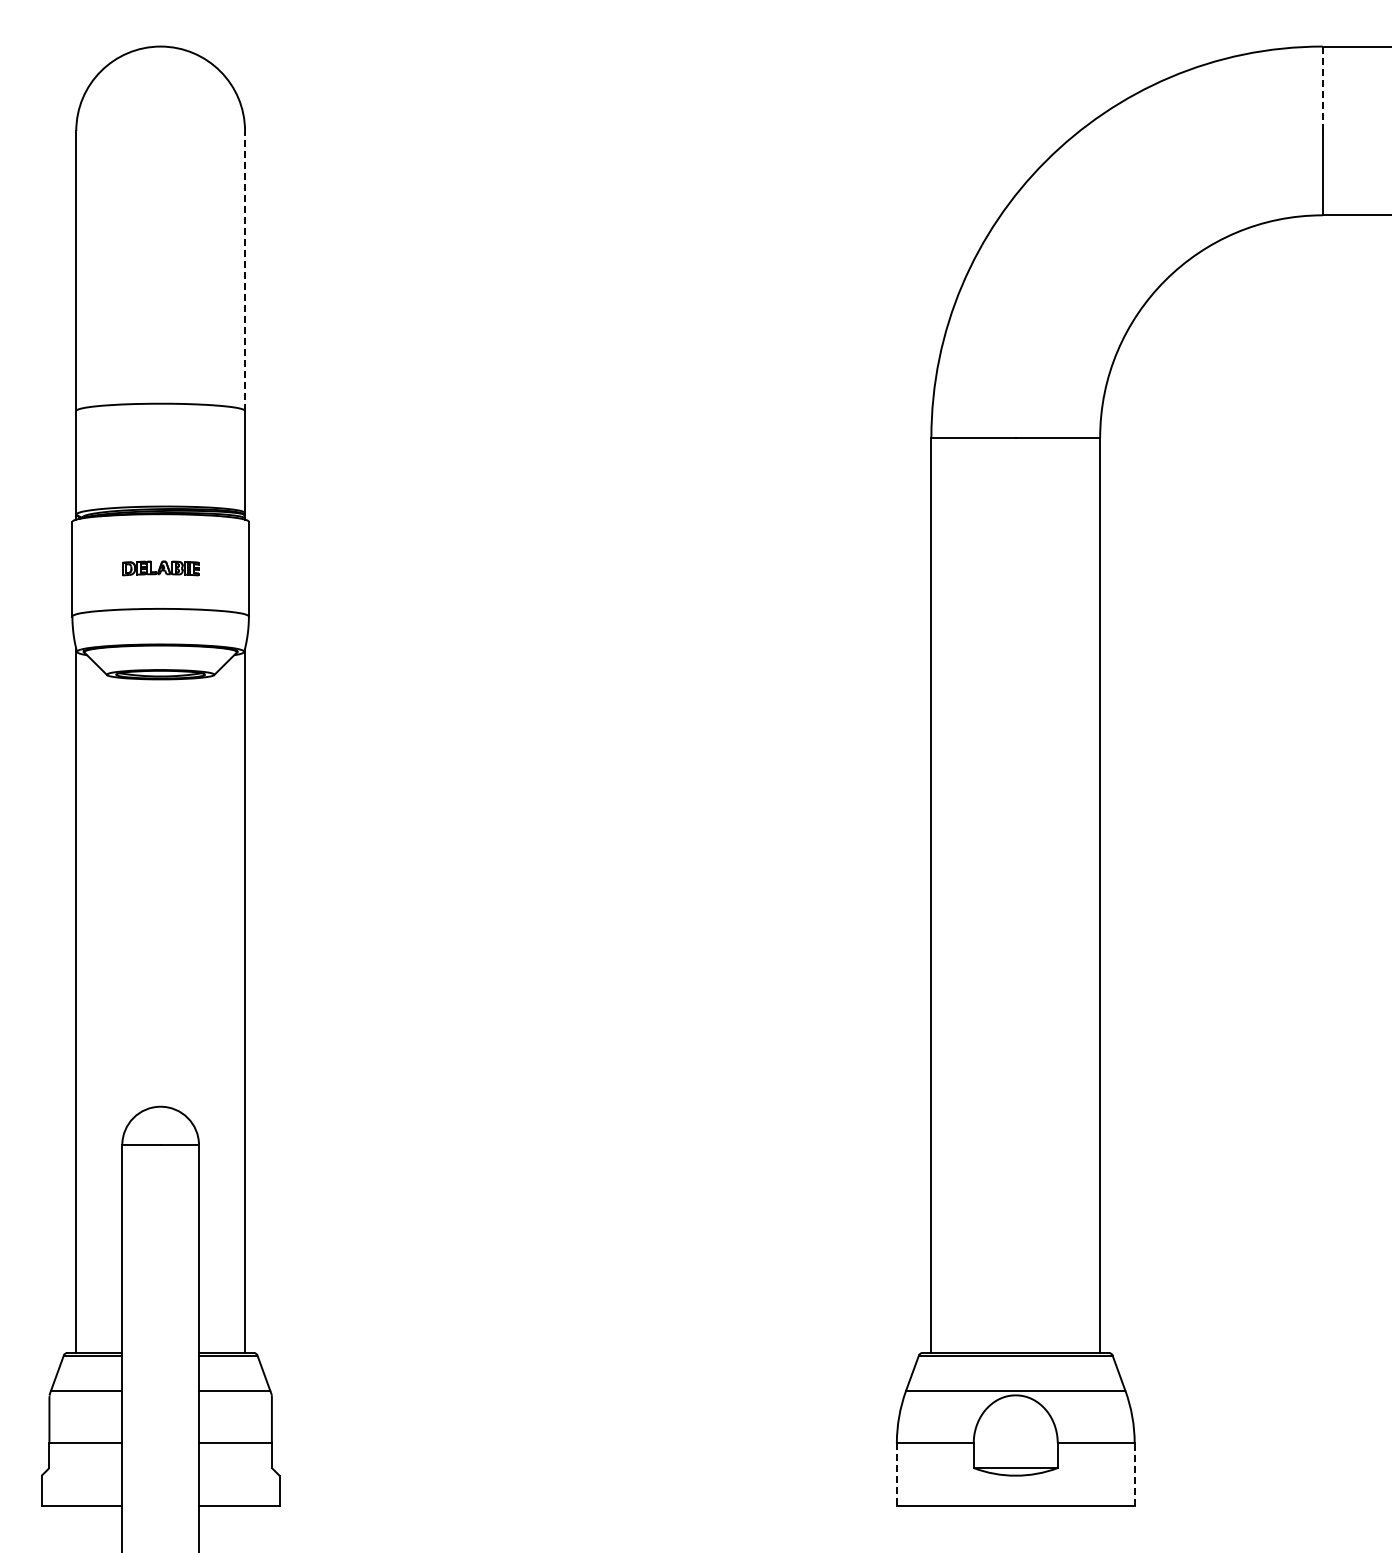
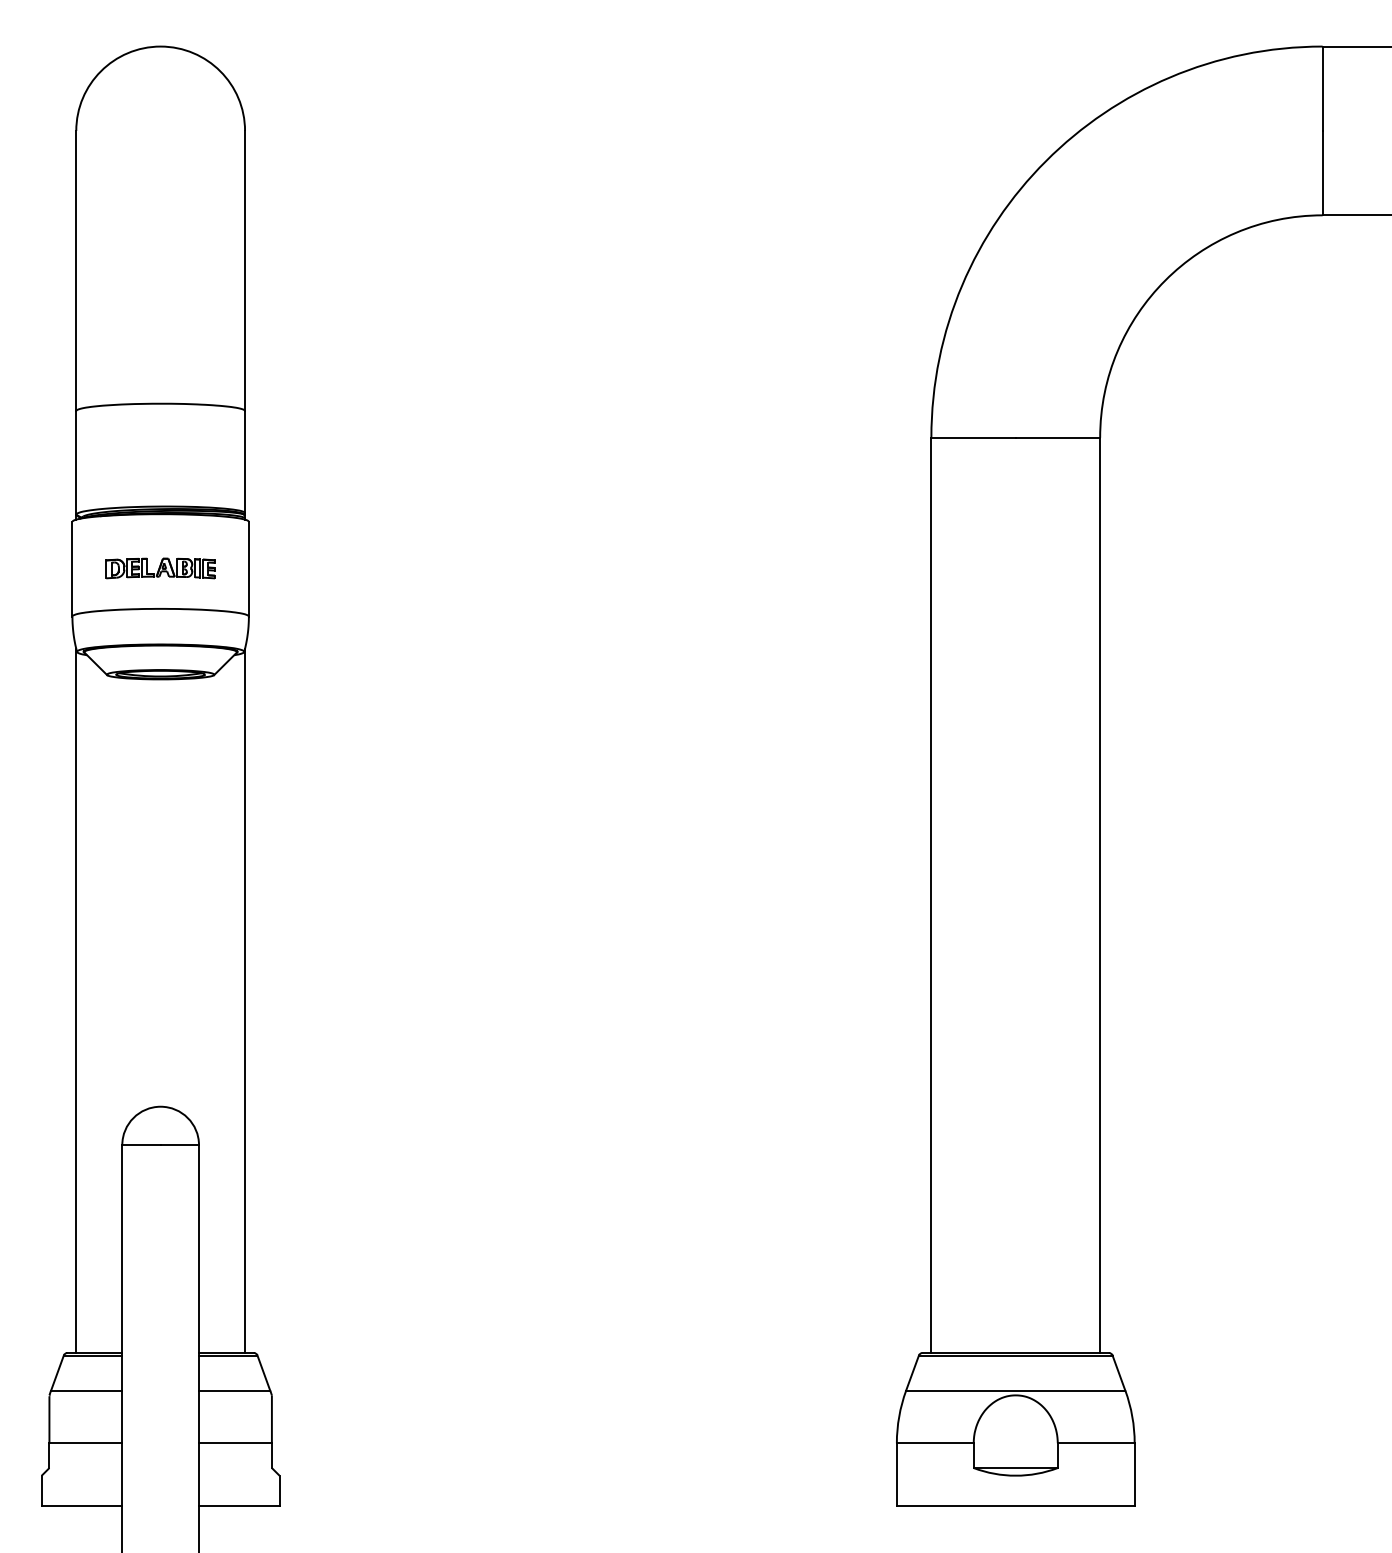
line: dashed -> solid (1322, 89)
line: dashed -> solid (245, 270)
part size: 78x17 px -> 111x23 px (160, 568)
line: dashed -> solid (896, 1474)
line: dashed -> solid (1134, 1474)
